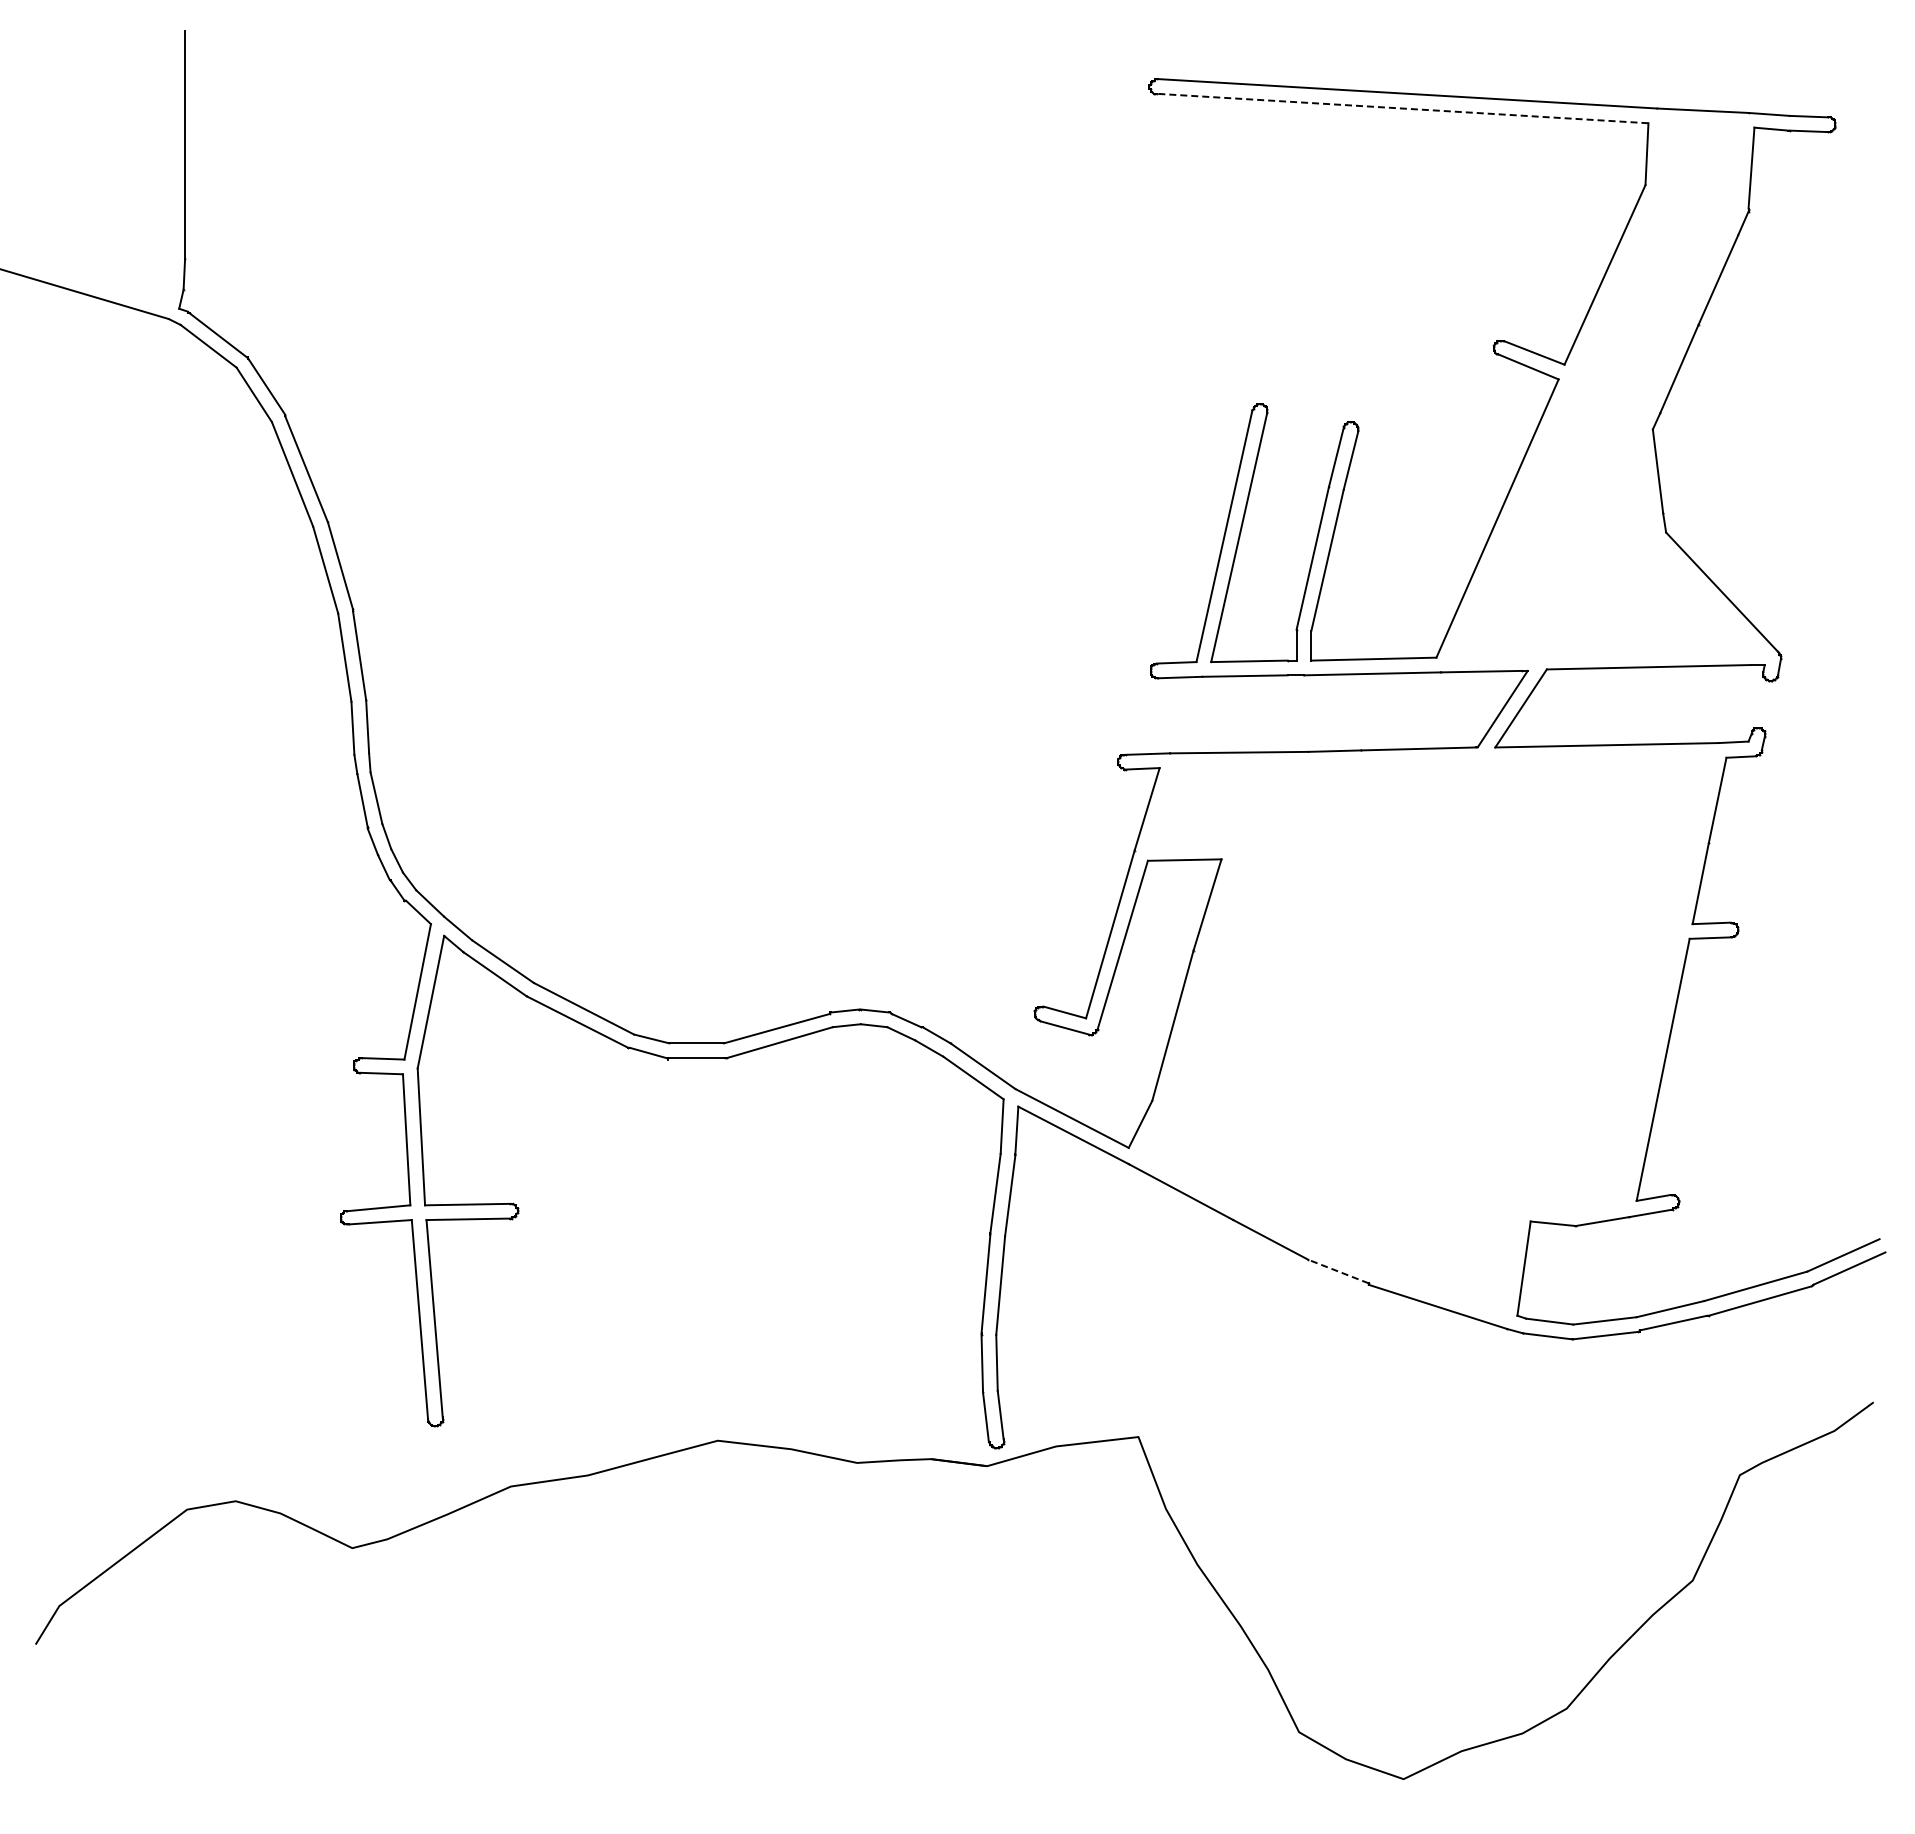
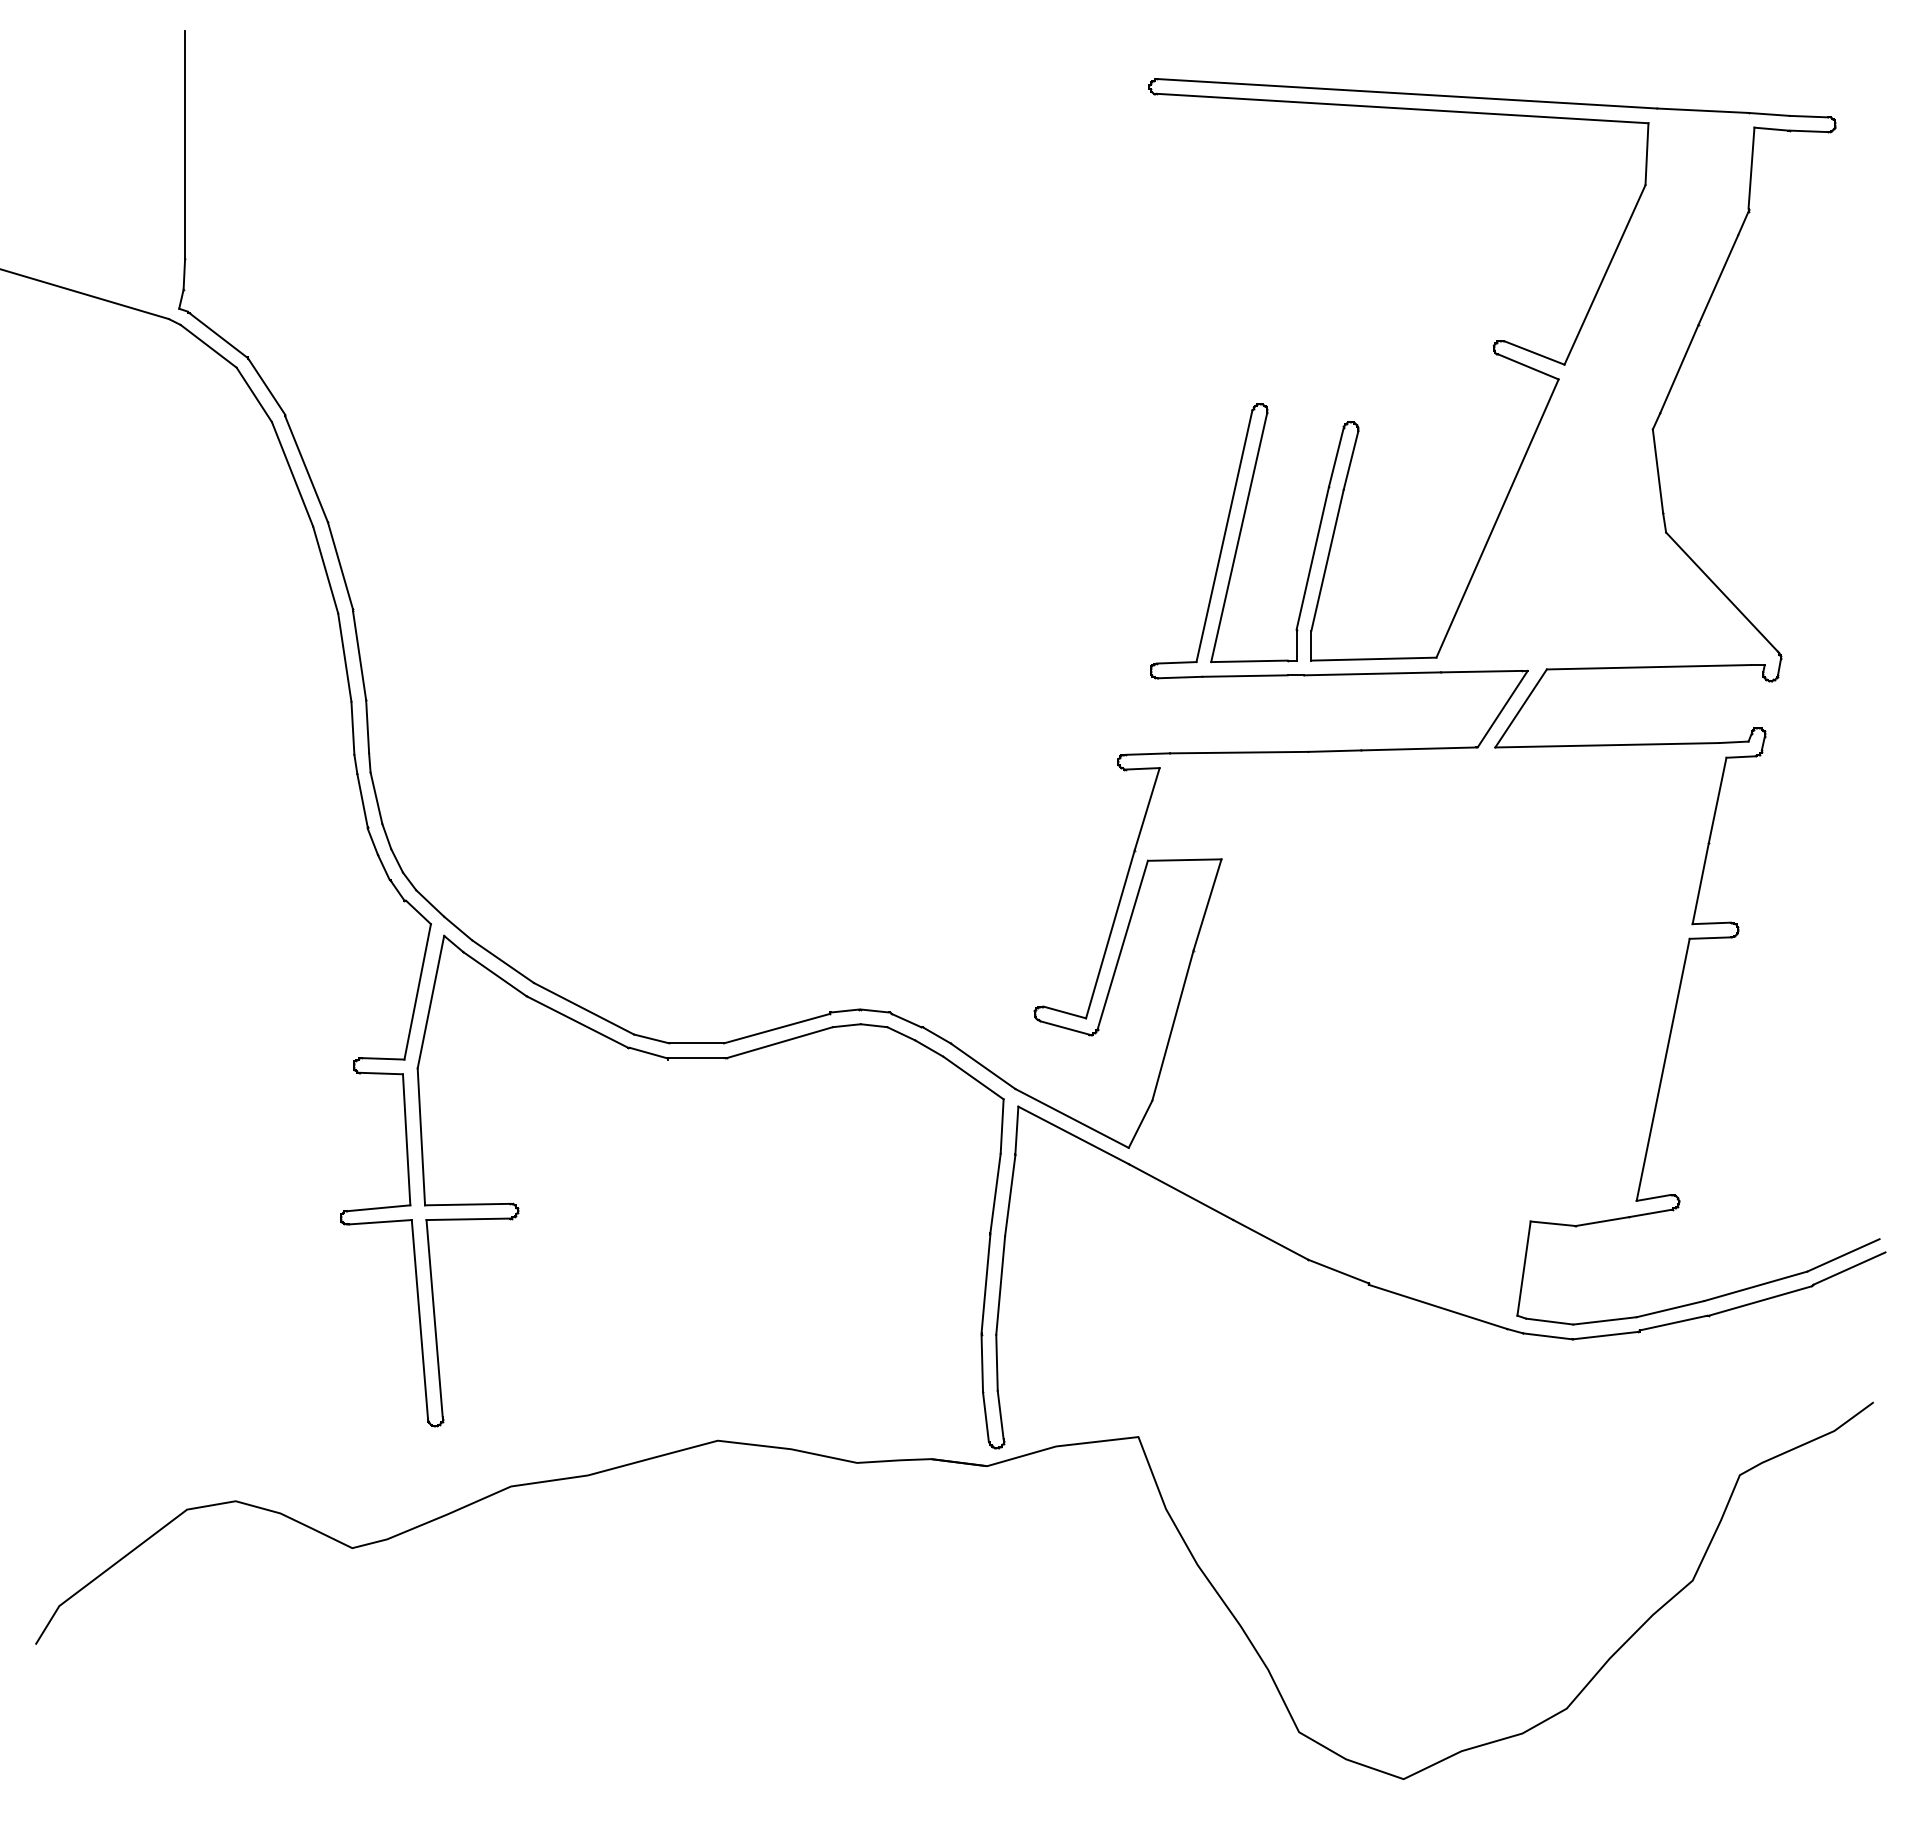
line: dashed -> solid (1402, 108)
line: dashed -> solid (1338, 1271)
